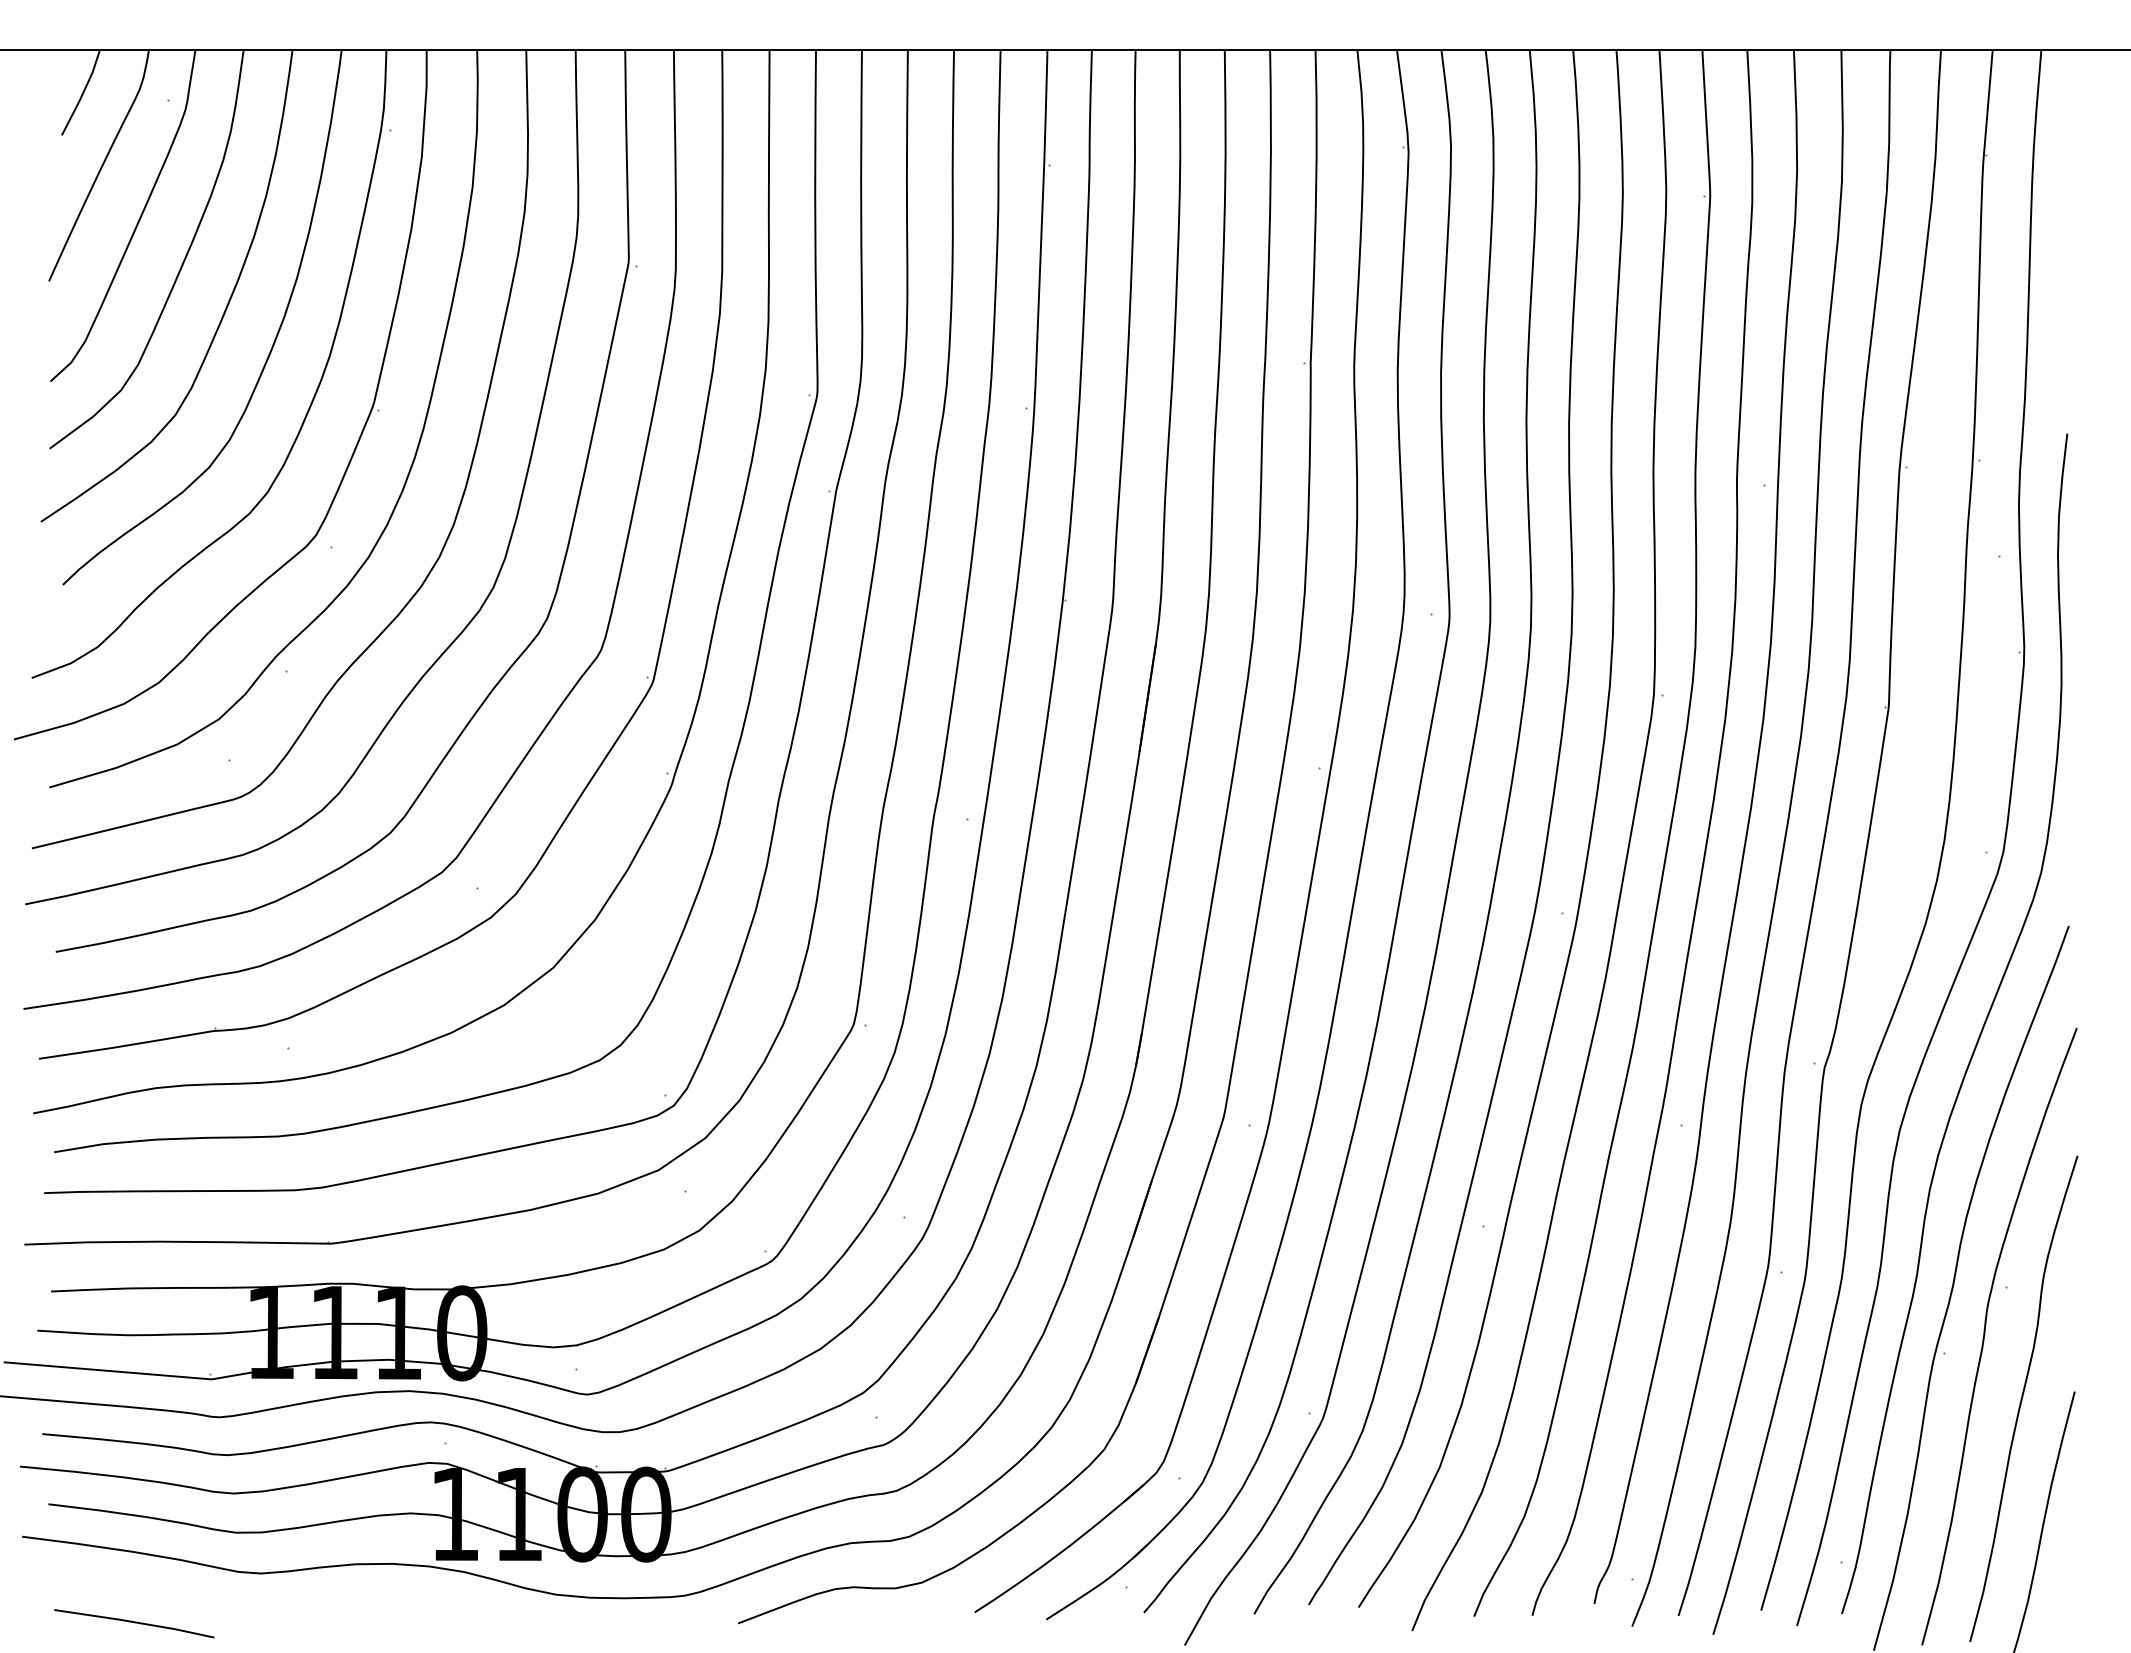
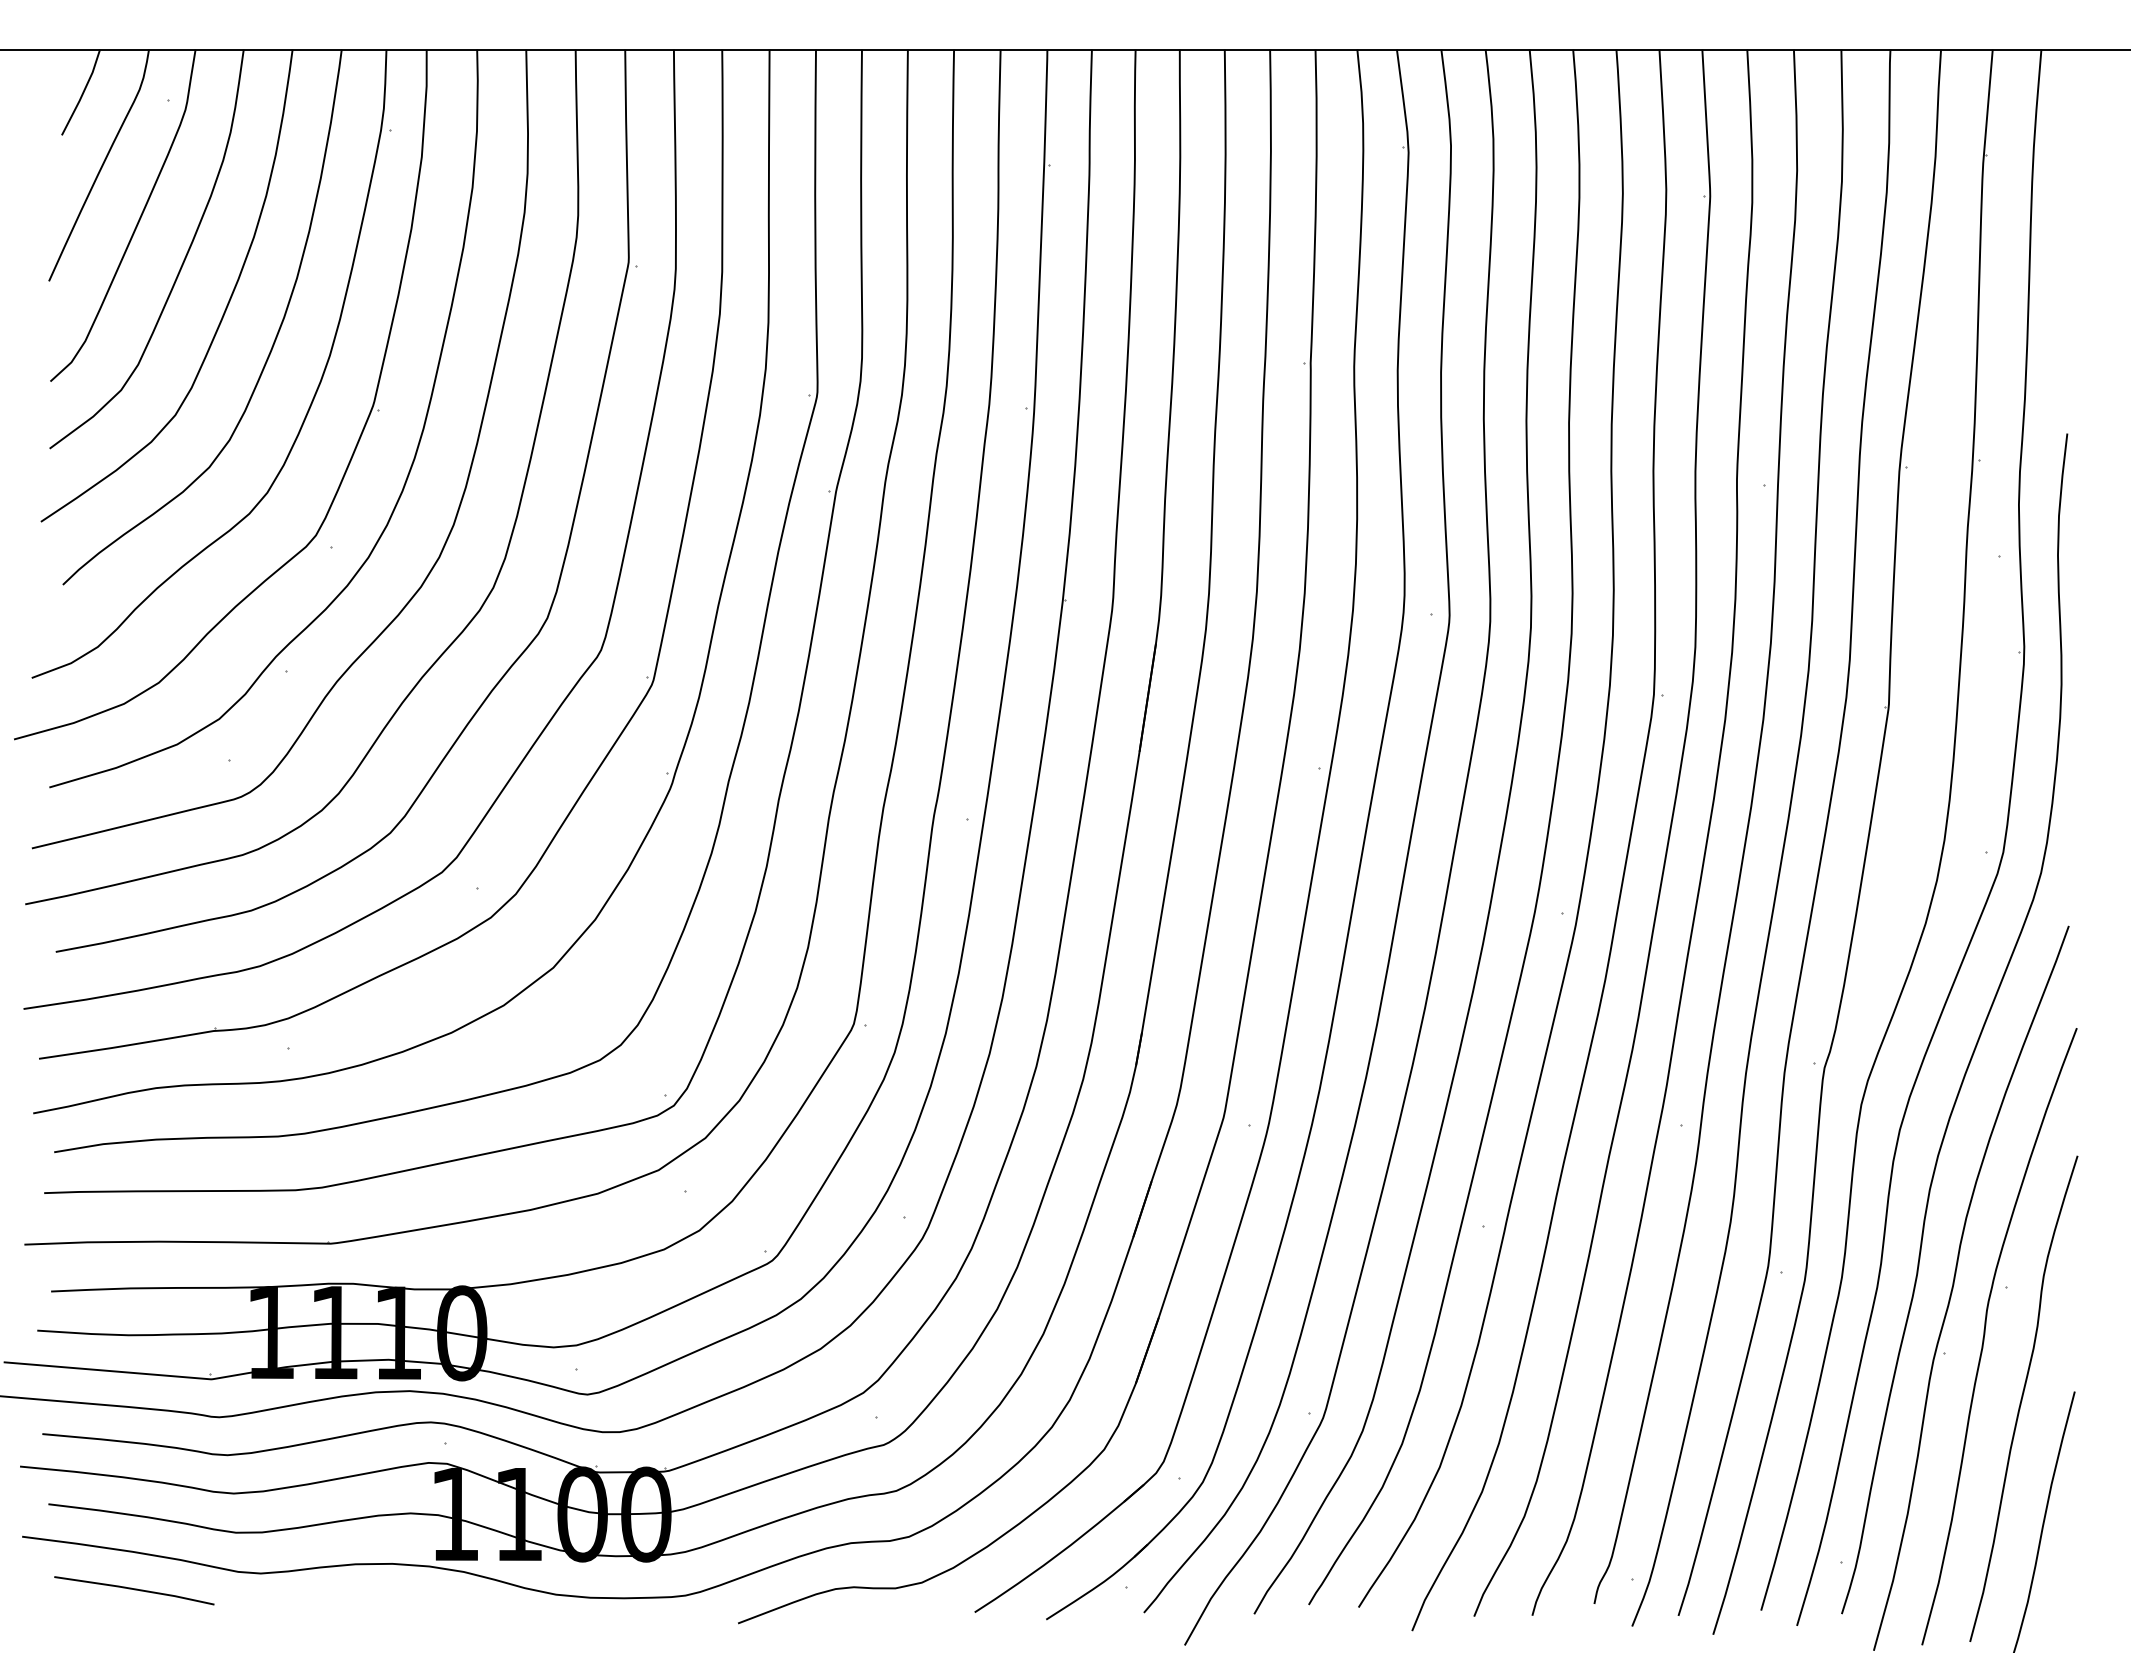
line position: (134, 1623) -> (134, 1590) (134, 1590)
